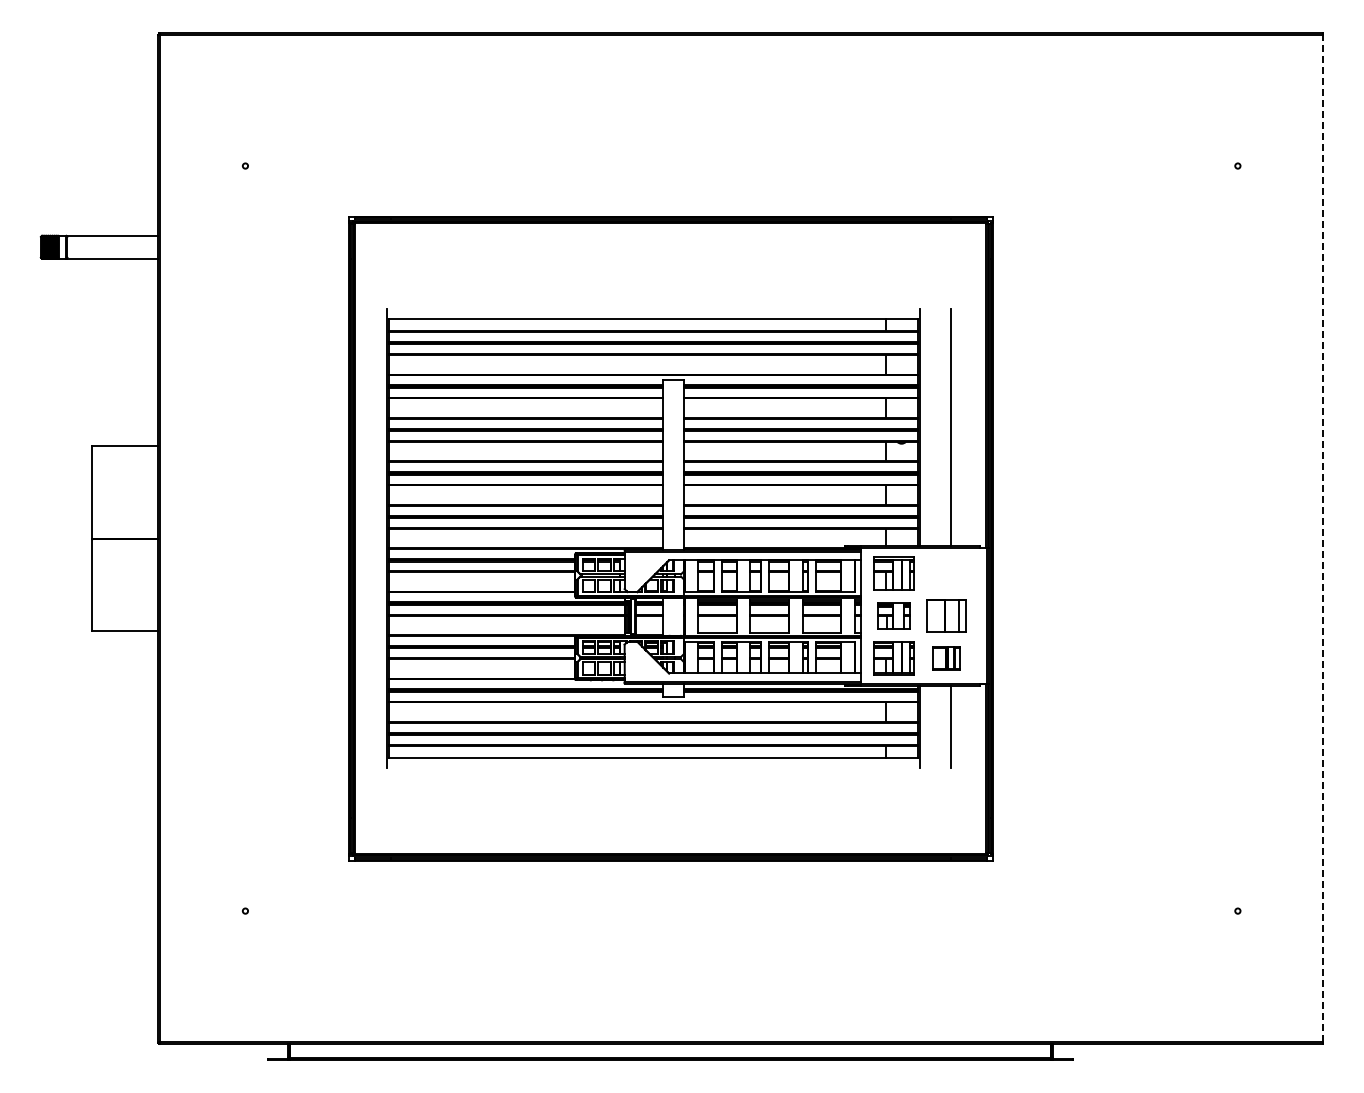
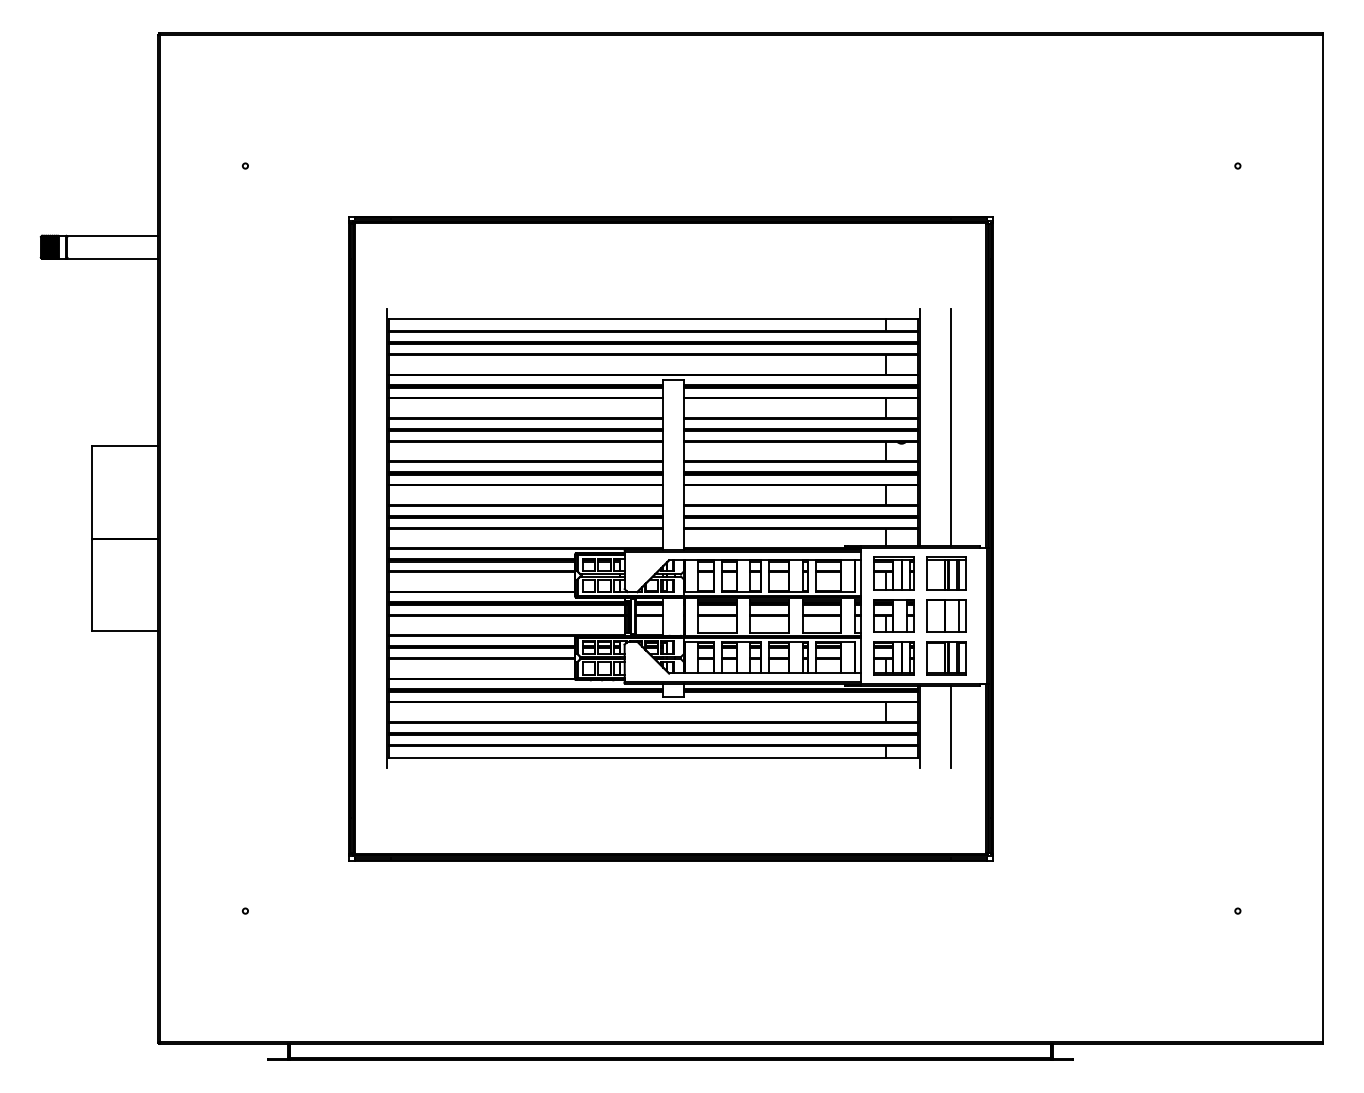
line: dashed -> solid (1322, 538)
part: none -> present (946, 573)
part size: 34x28 px -> 42x34 px (893, 615)
part size: 29x25 px -> 41x35 px (946, 658)
